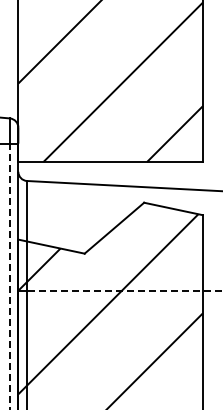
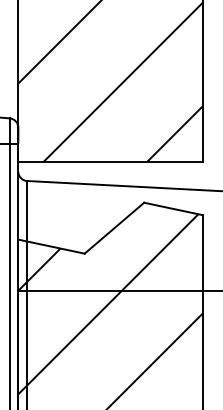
line: dashed -> solid (9, 276)
line: dashed -> solid (124, 291)
